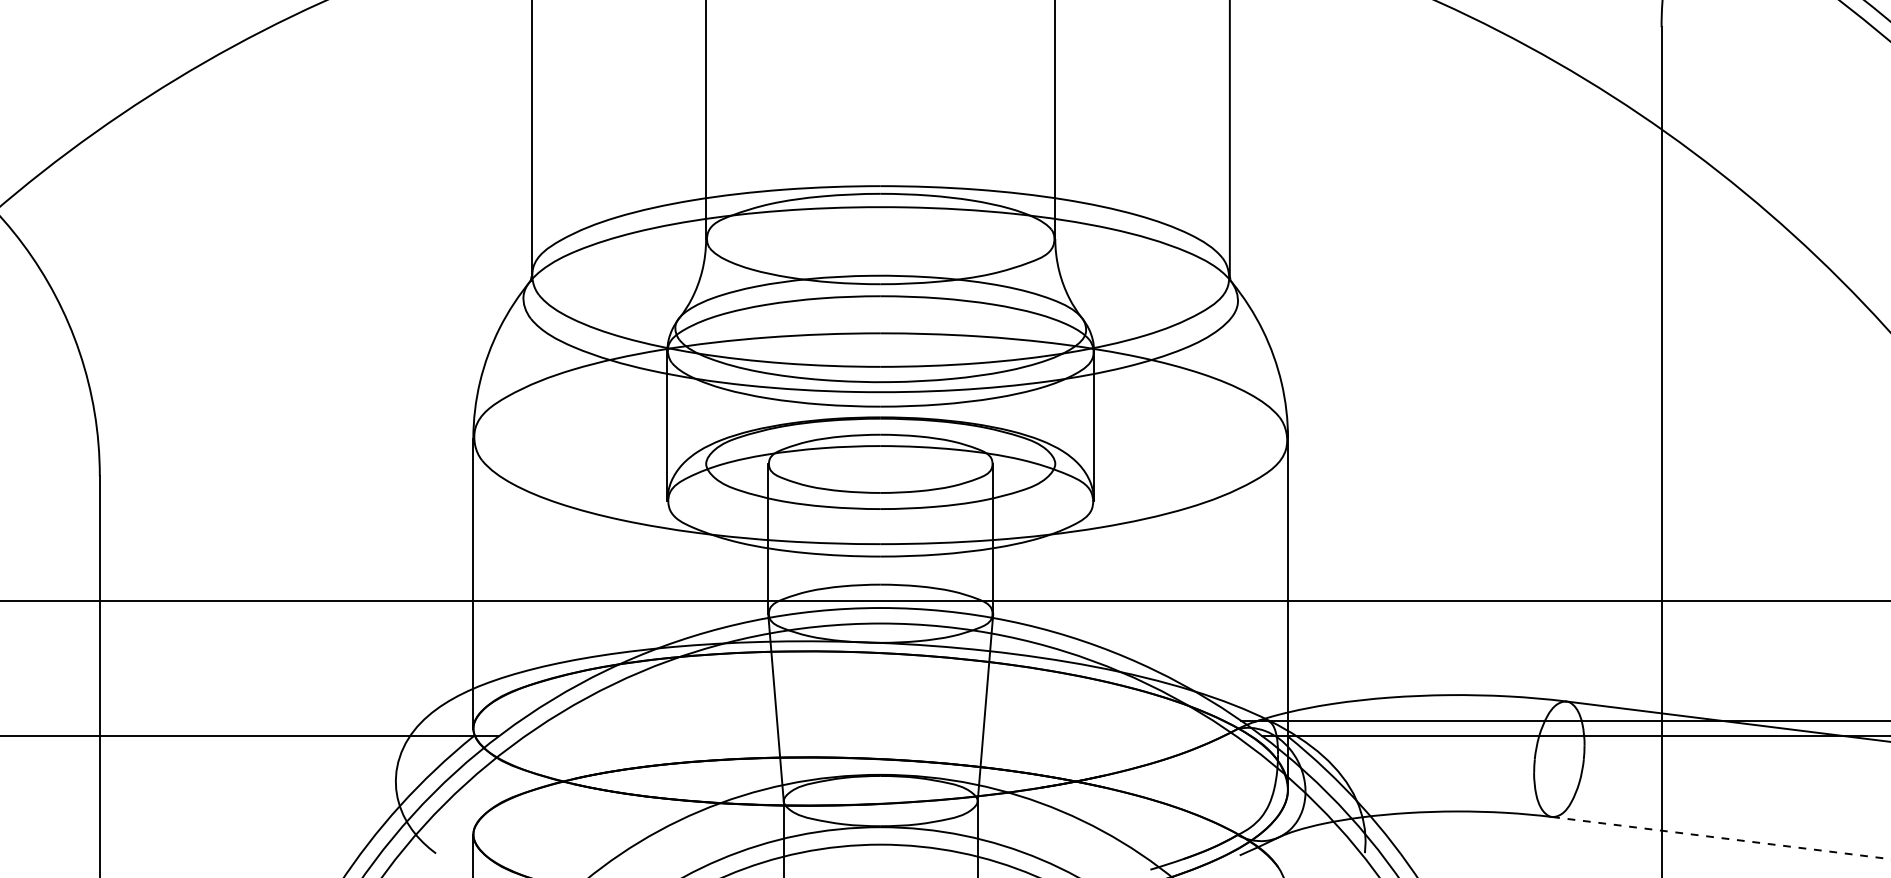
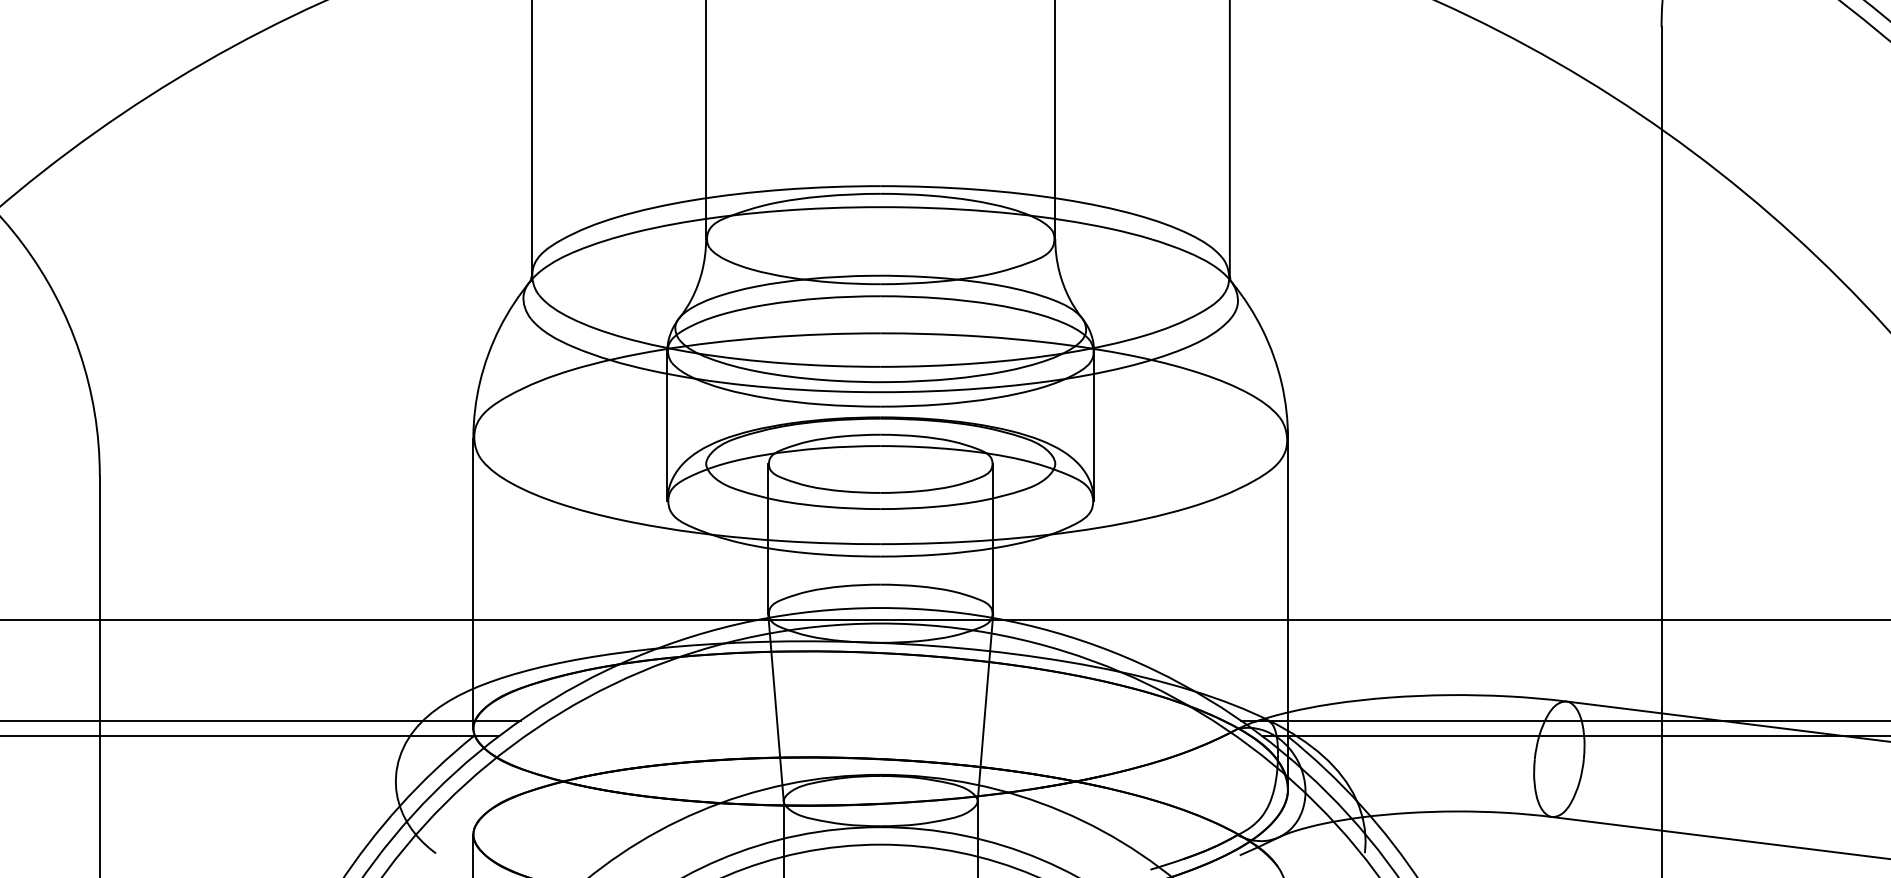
line position: (944, 600) -> (944, 619) (944, 619)
line: none -> present (261, 720)
line: dashed -> solid (1721, 838)
